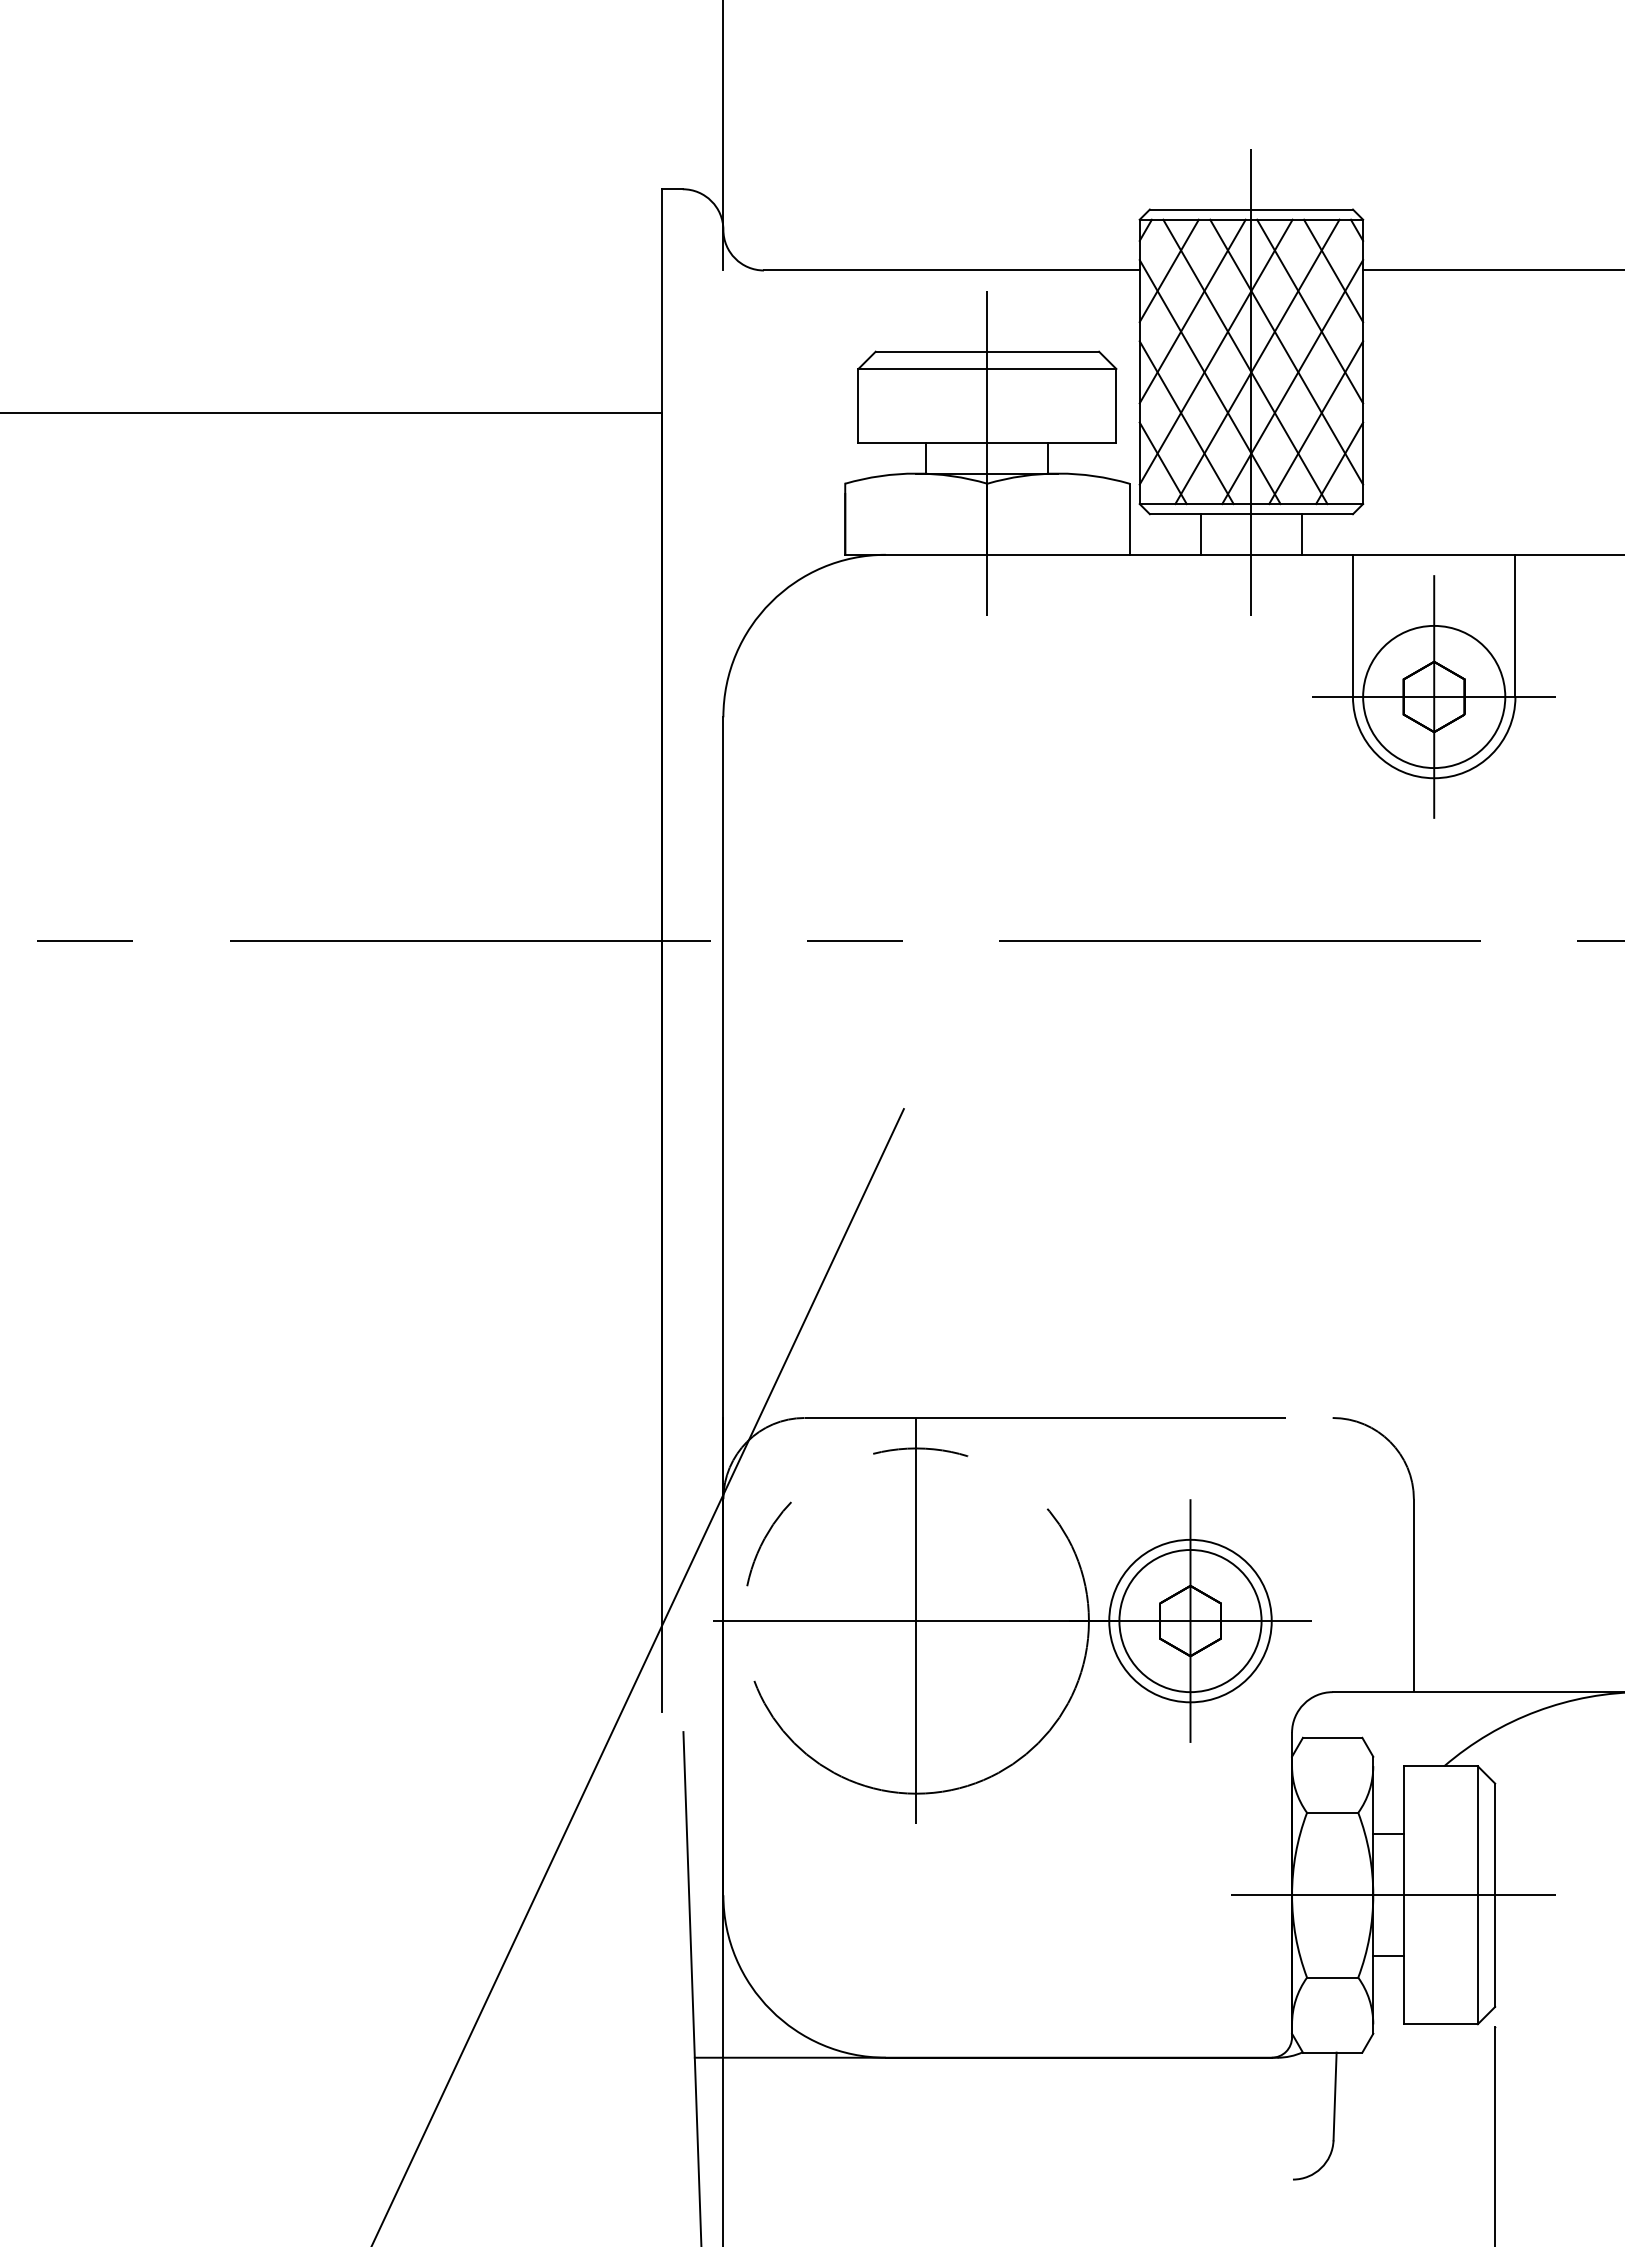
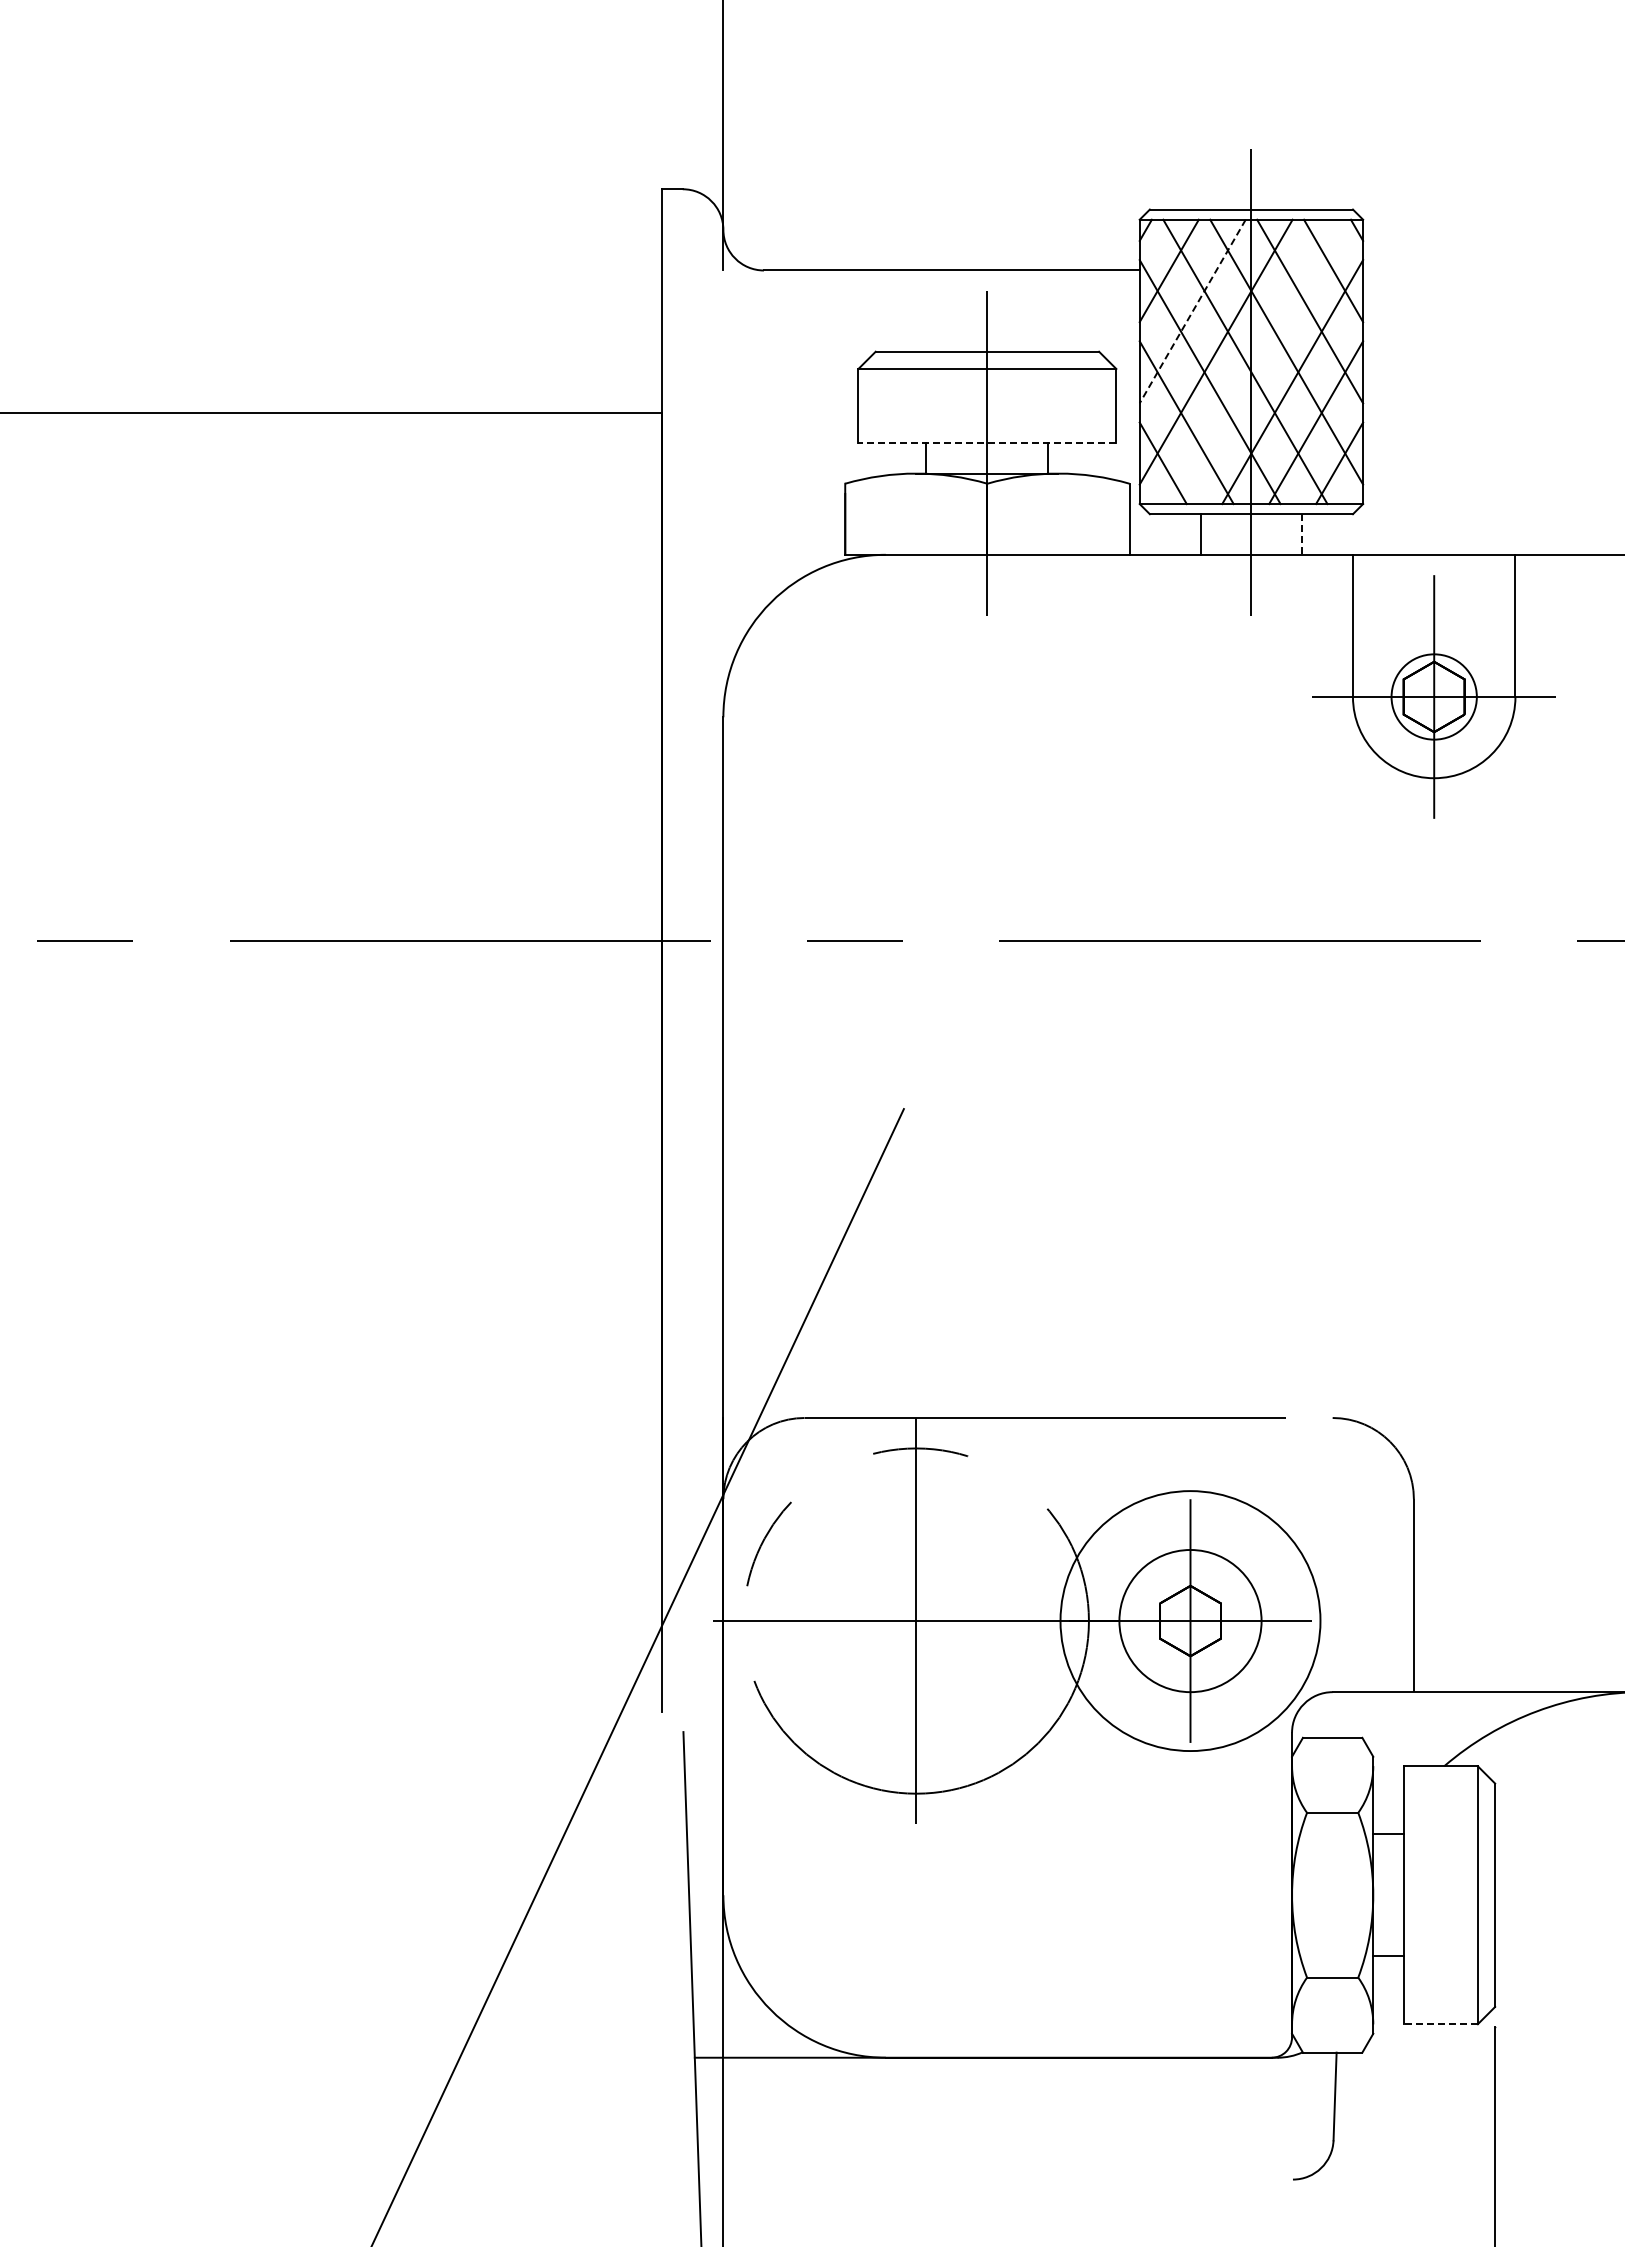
line: present -> none (1492, 270)
line: solid -> dashed (1192, 311)
line: present -> none (1257, 361)
line: solid -> dashed (987, 443)
line: solid -> dashed (1302, 535)
circle diameter: 142 px -> 85 px (1433, 696)
circle diameter: 162 px -> 260 px (1190, 1621)
line: present -> none (1393, 1895)
line: solid -> dashed (1440, 2024)
